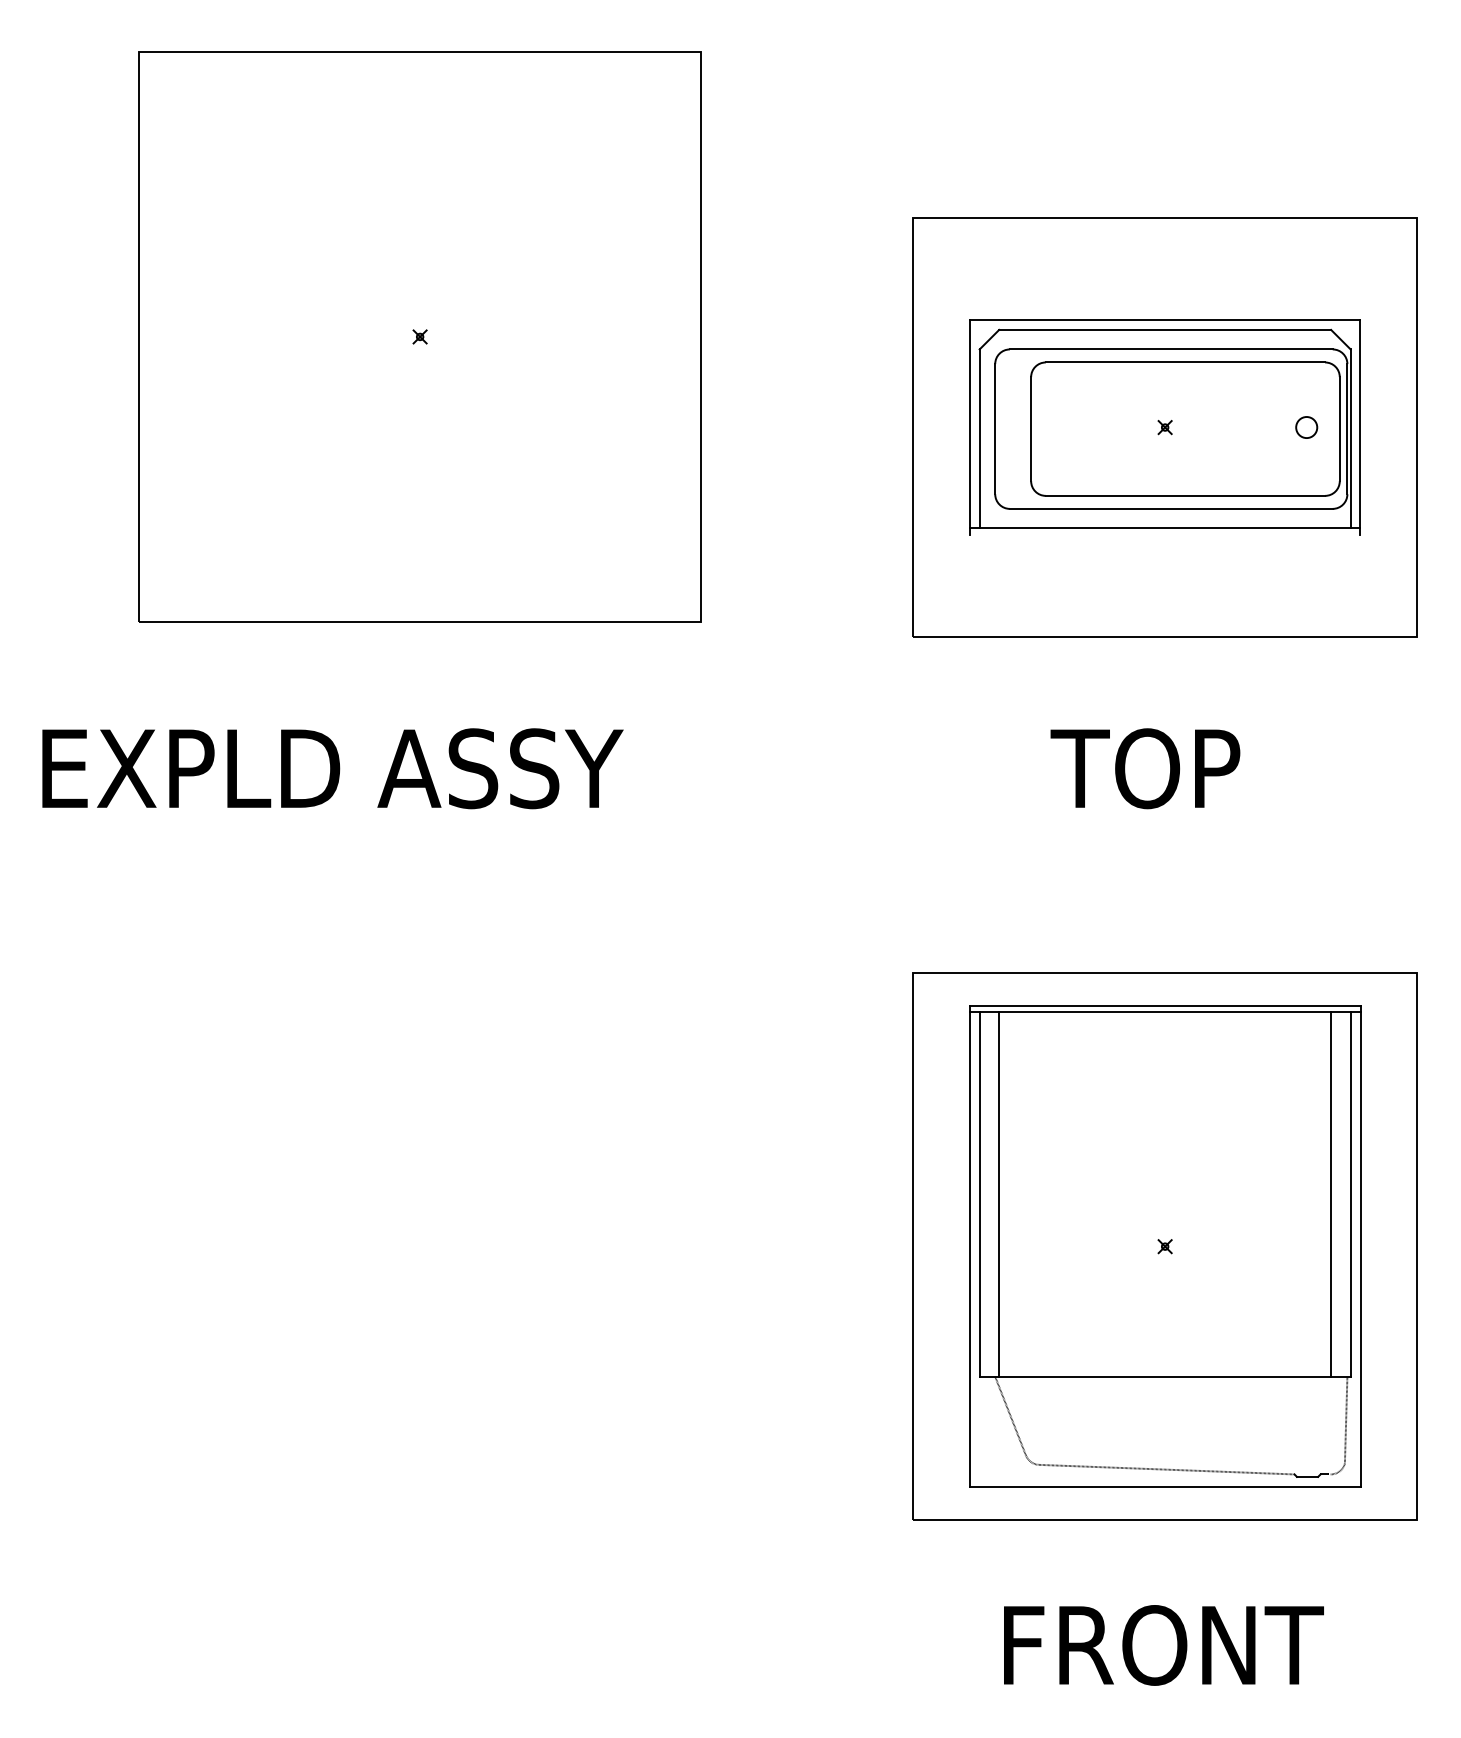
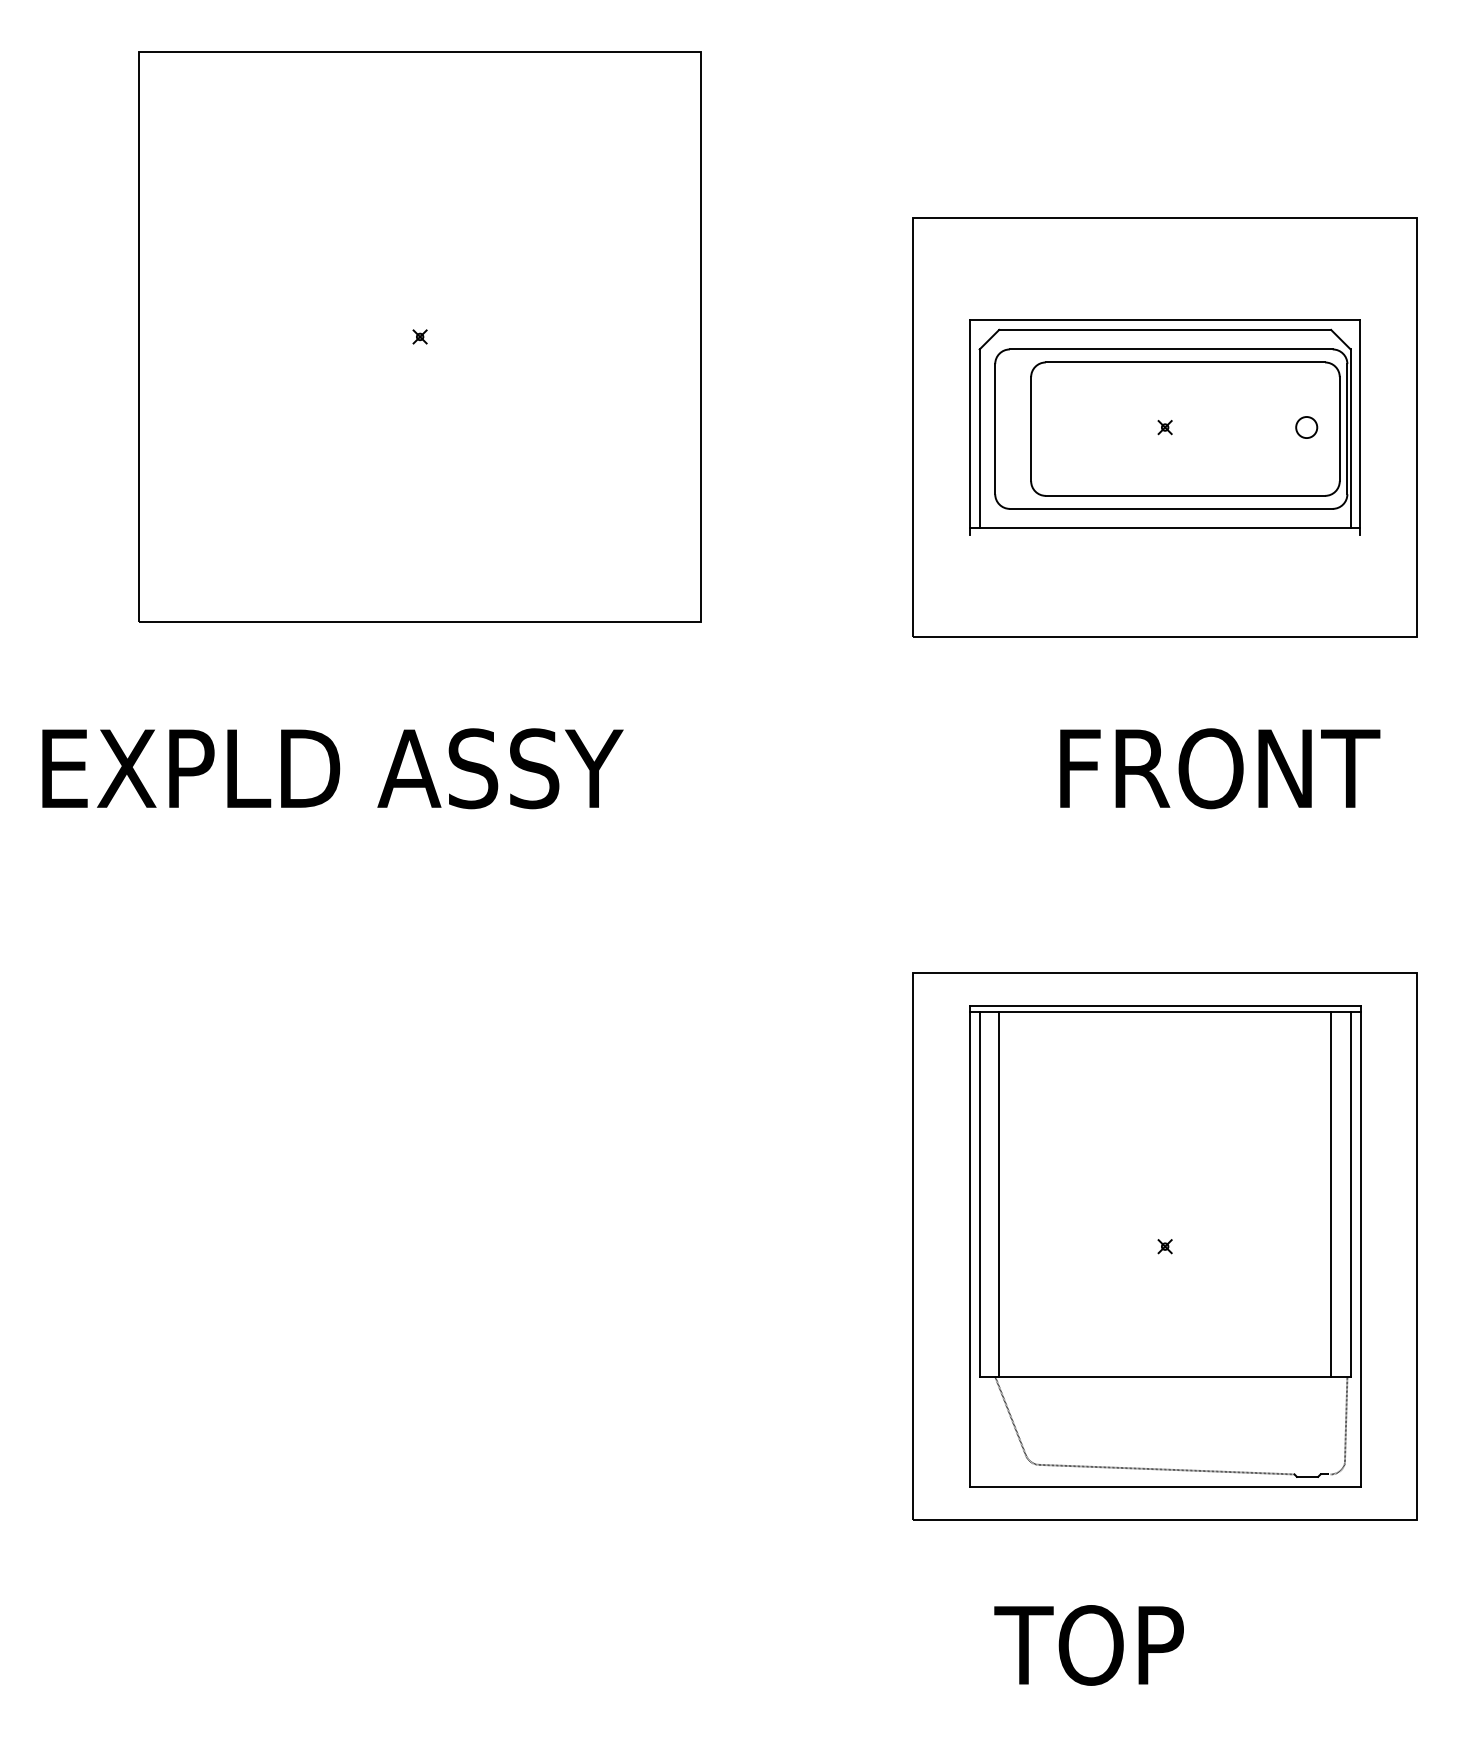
text: TOP -> FRONT (1215, 768)
text: FRONT -> TOP (1158, 1645)
